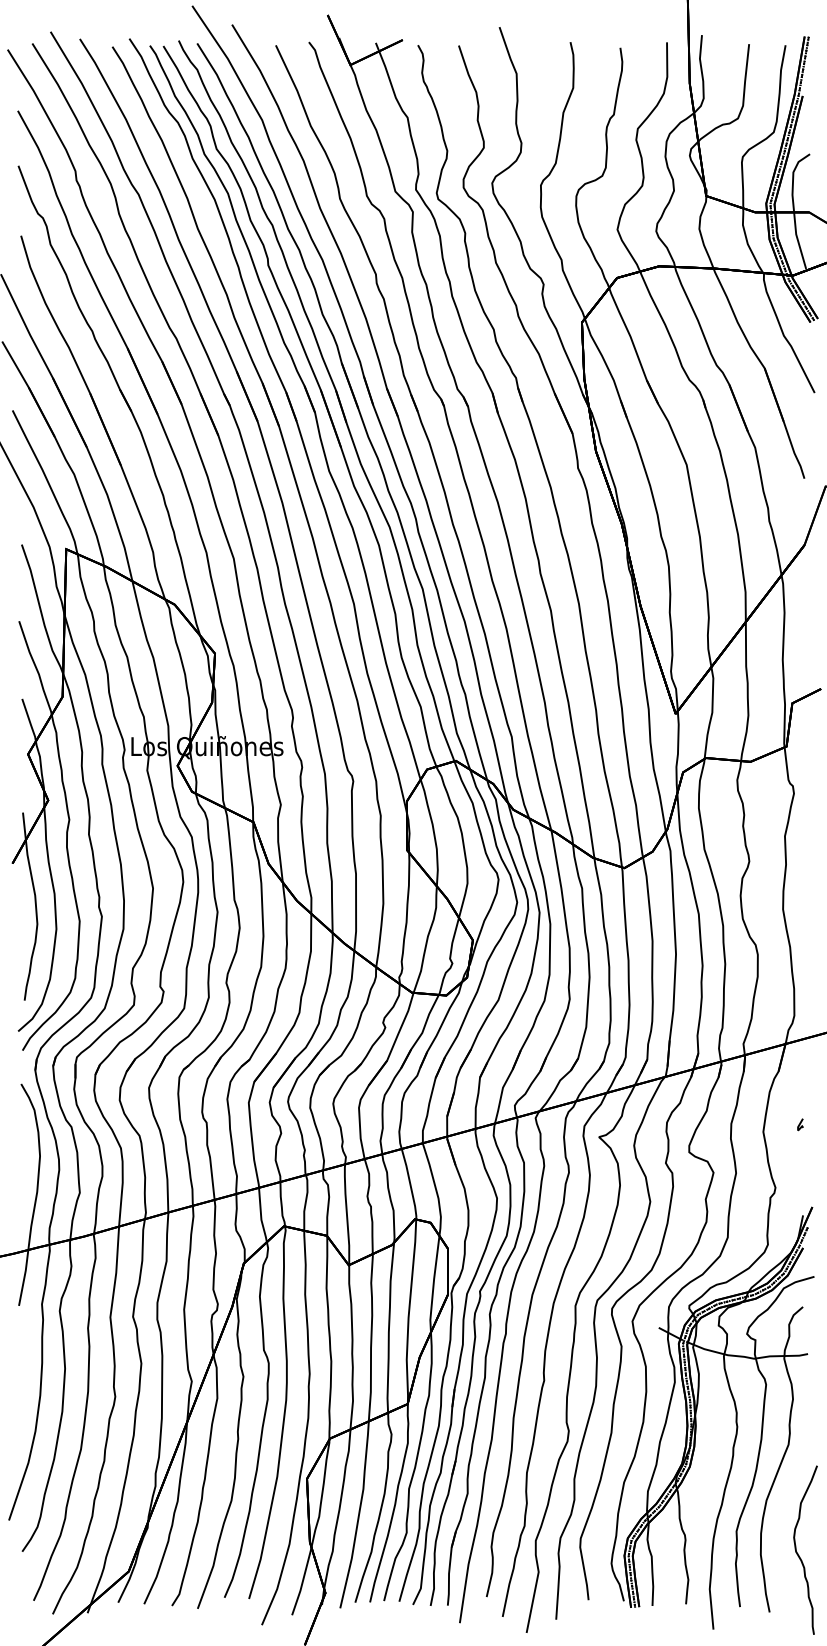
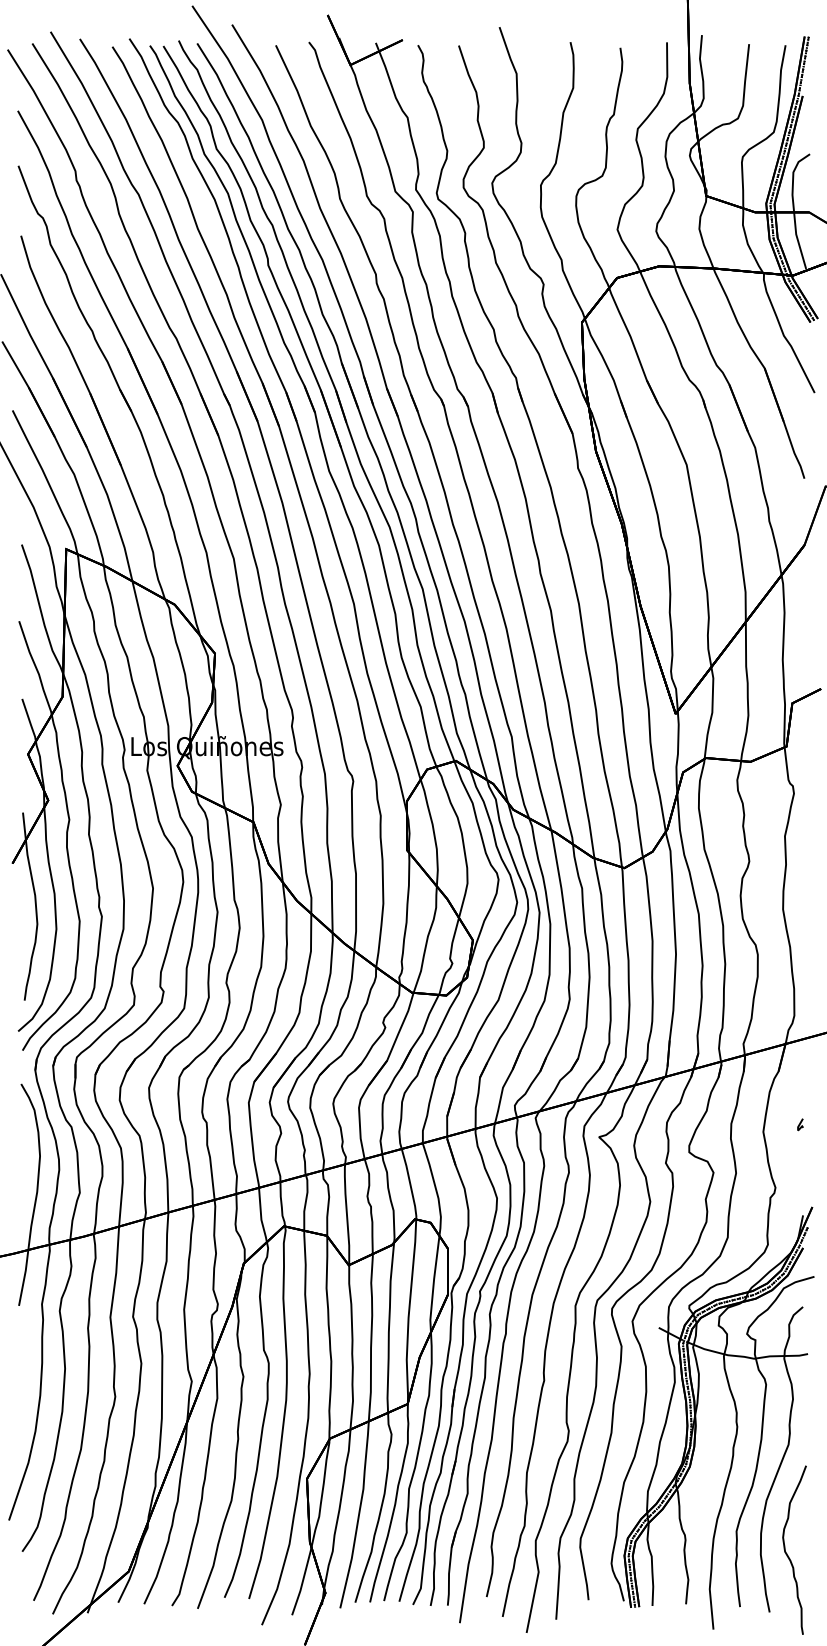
curve position: (798, 1553) -> (787, 1553) (787, 1553)
